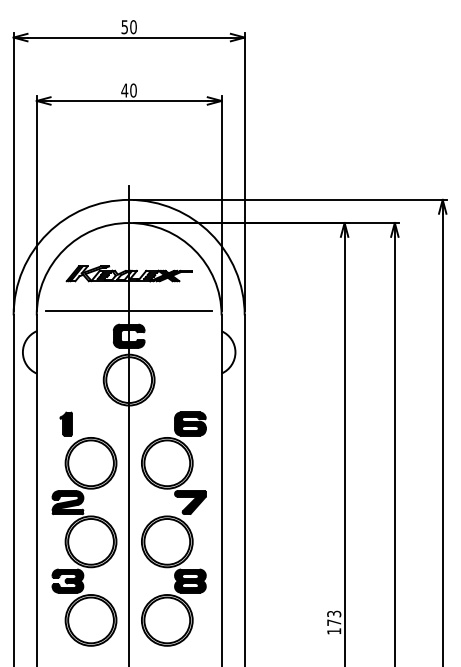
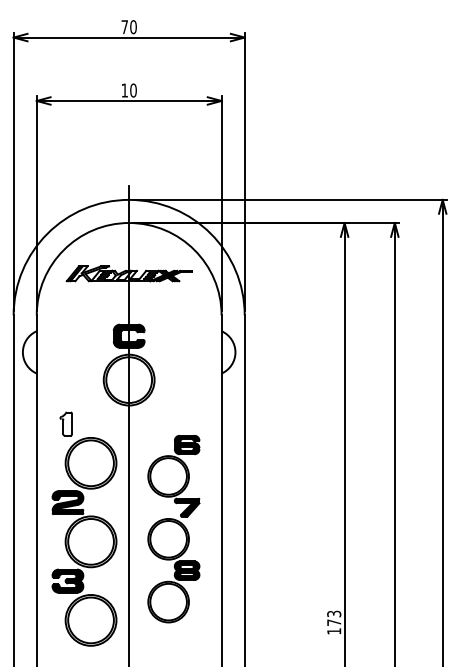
text: 50 -> 70 (124, 27)
text: 40 -> 10 (124, 90)
line: present -> none (129, 310)
fill: present -> none (65, 423)
part size: 66x236 px -> 54x189 px (173, 529)
